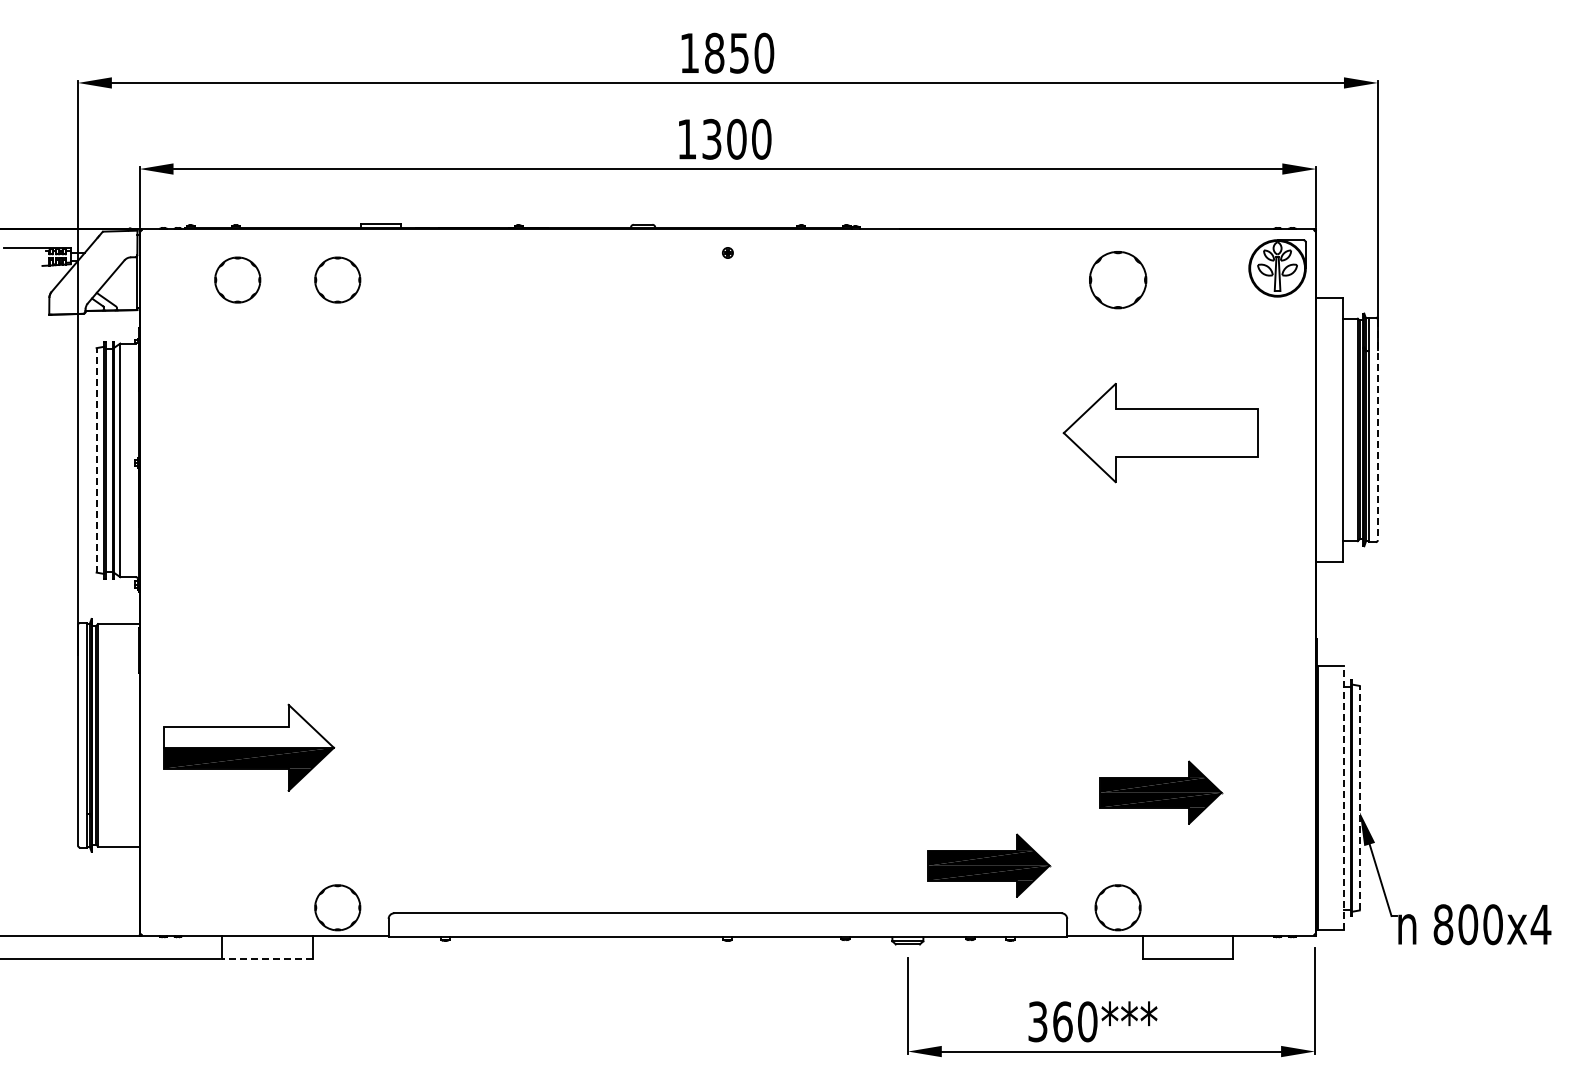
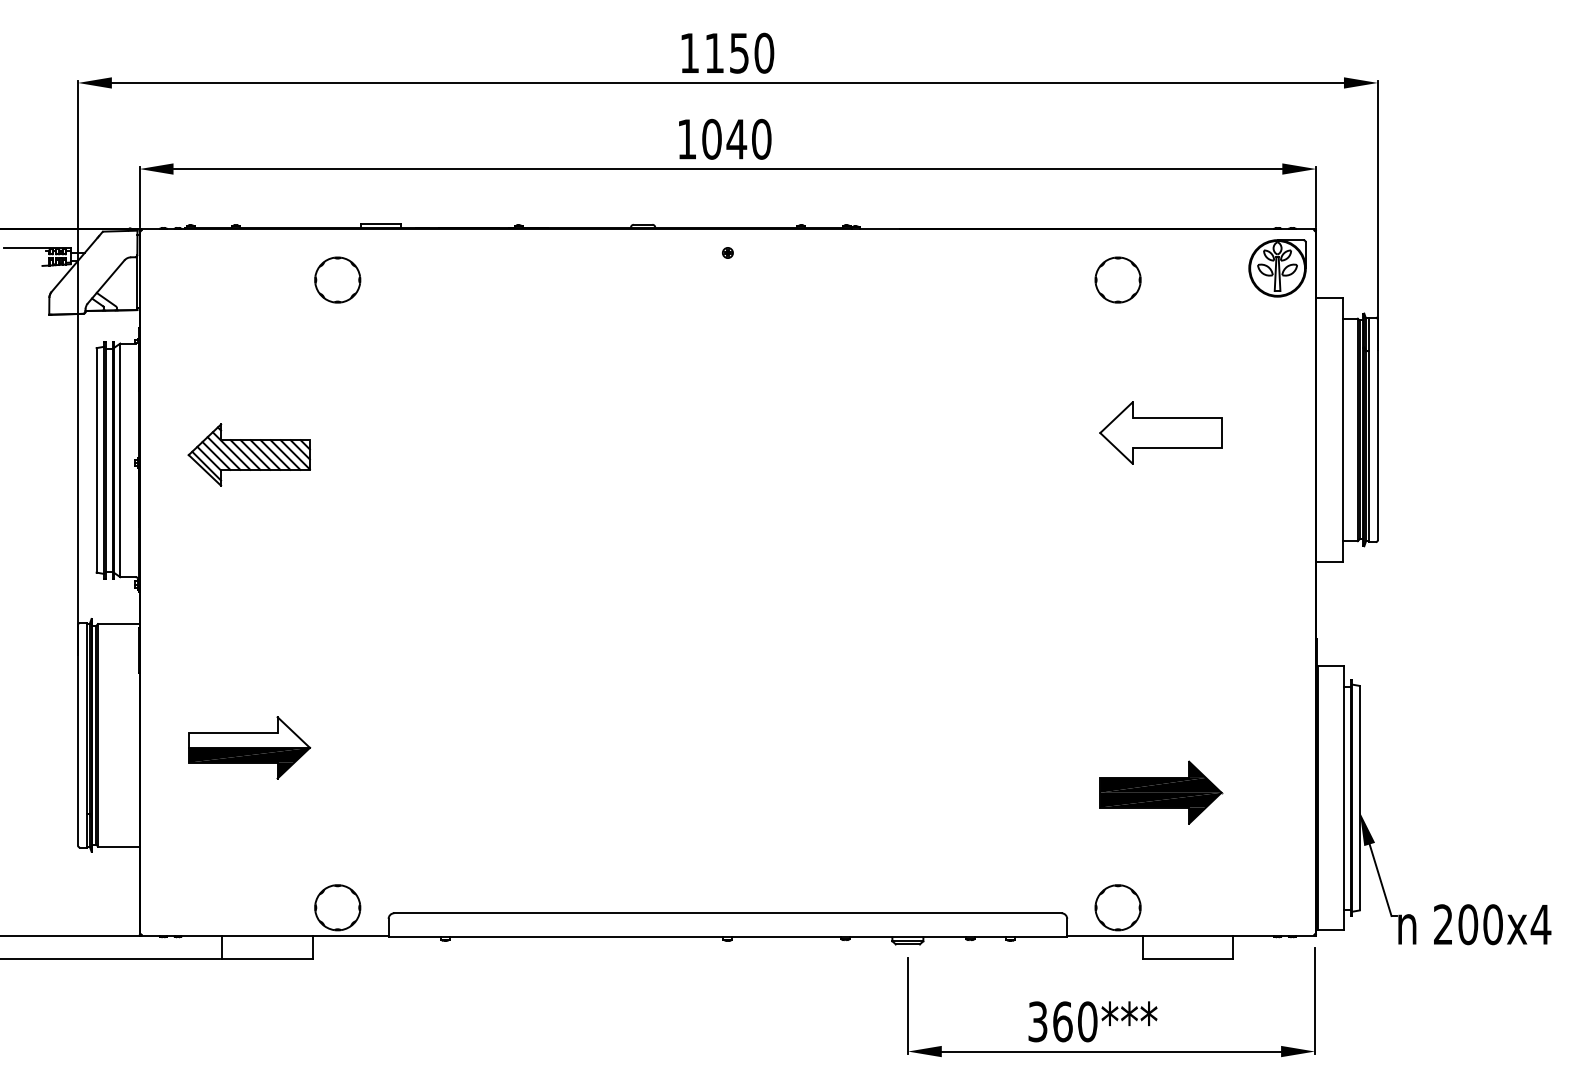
text: 1850 -> 1150 (714, 52)
text: 1300 -> 1040 (724, 138)
part: present -> none (237, 279)
part size: 59x59 px -> 48x48 px (1117, 279)
line: dashed -> solid (1377, 430)
part size: 197x102 px -> 124x64 px (1160, 432)
part: none -> present (248, 454)
line: dashed -> solid (96, 459)
part size: 173x89 px -> 124x64 px (249, 747)
line: dashed -> solid (1359, 797)
line: dashed -> solid (1343, 798)
part: present -> none (989, 865)
text: 800x4 -> 200x4 (1443, 924)
line: dashed -> solid (267, 958)
